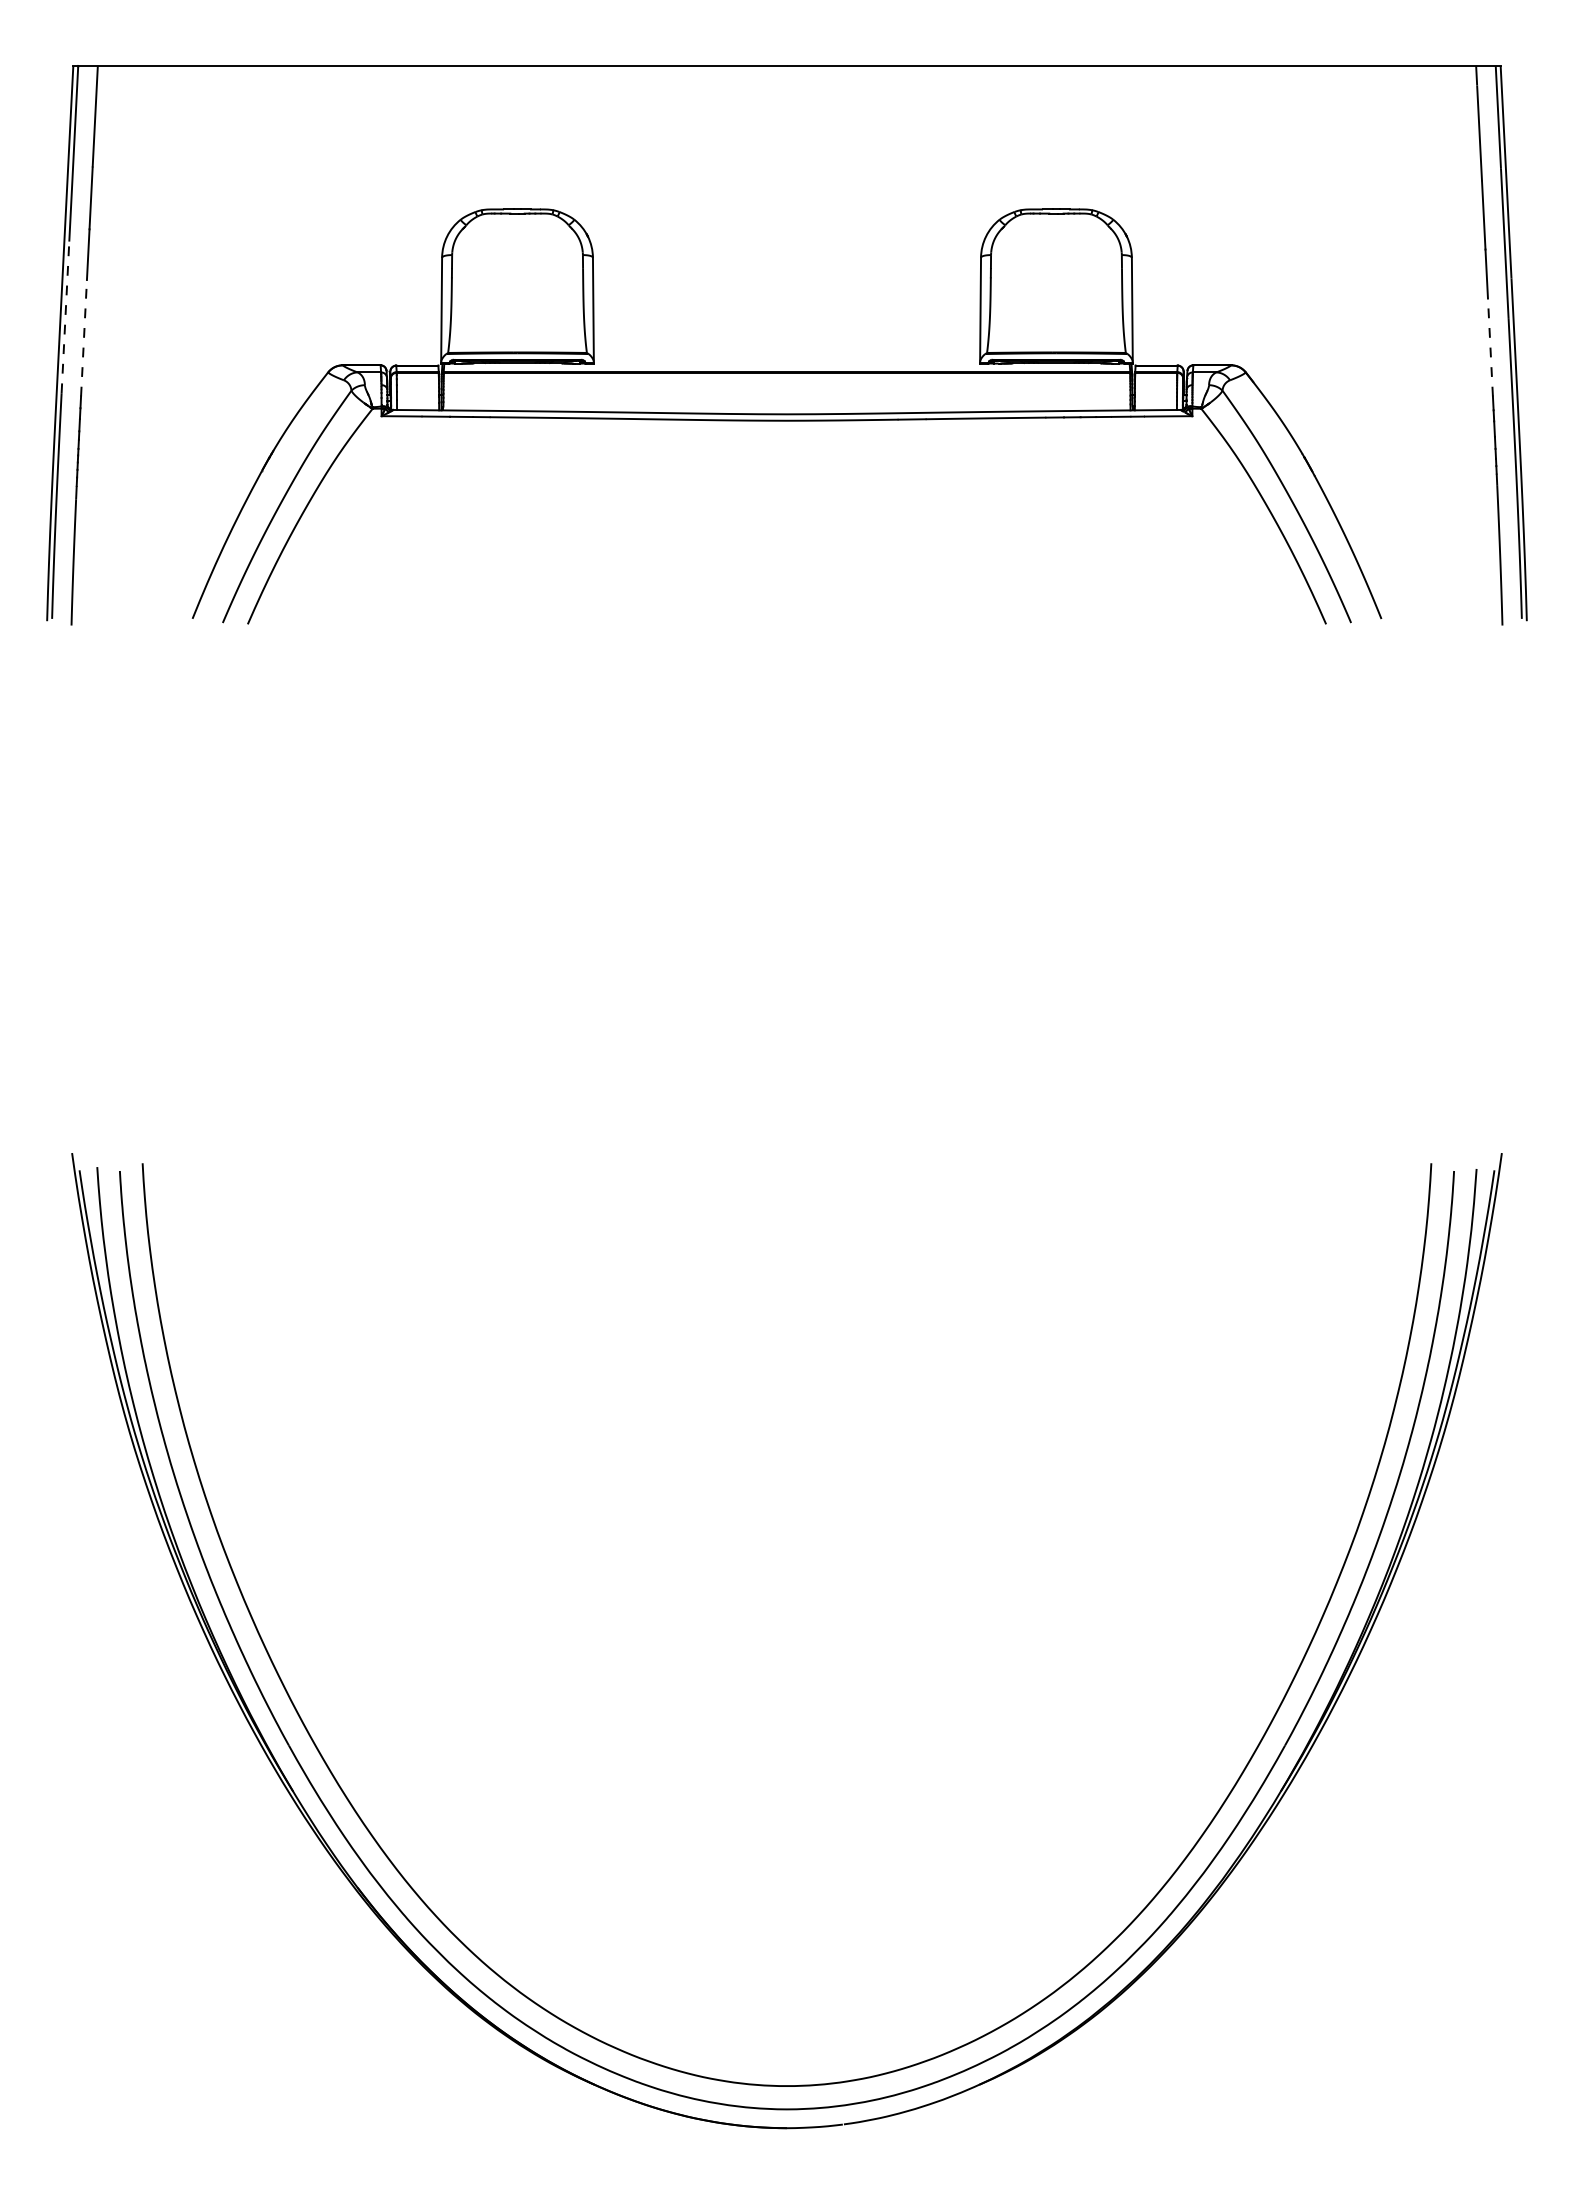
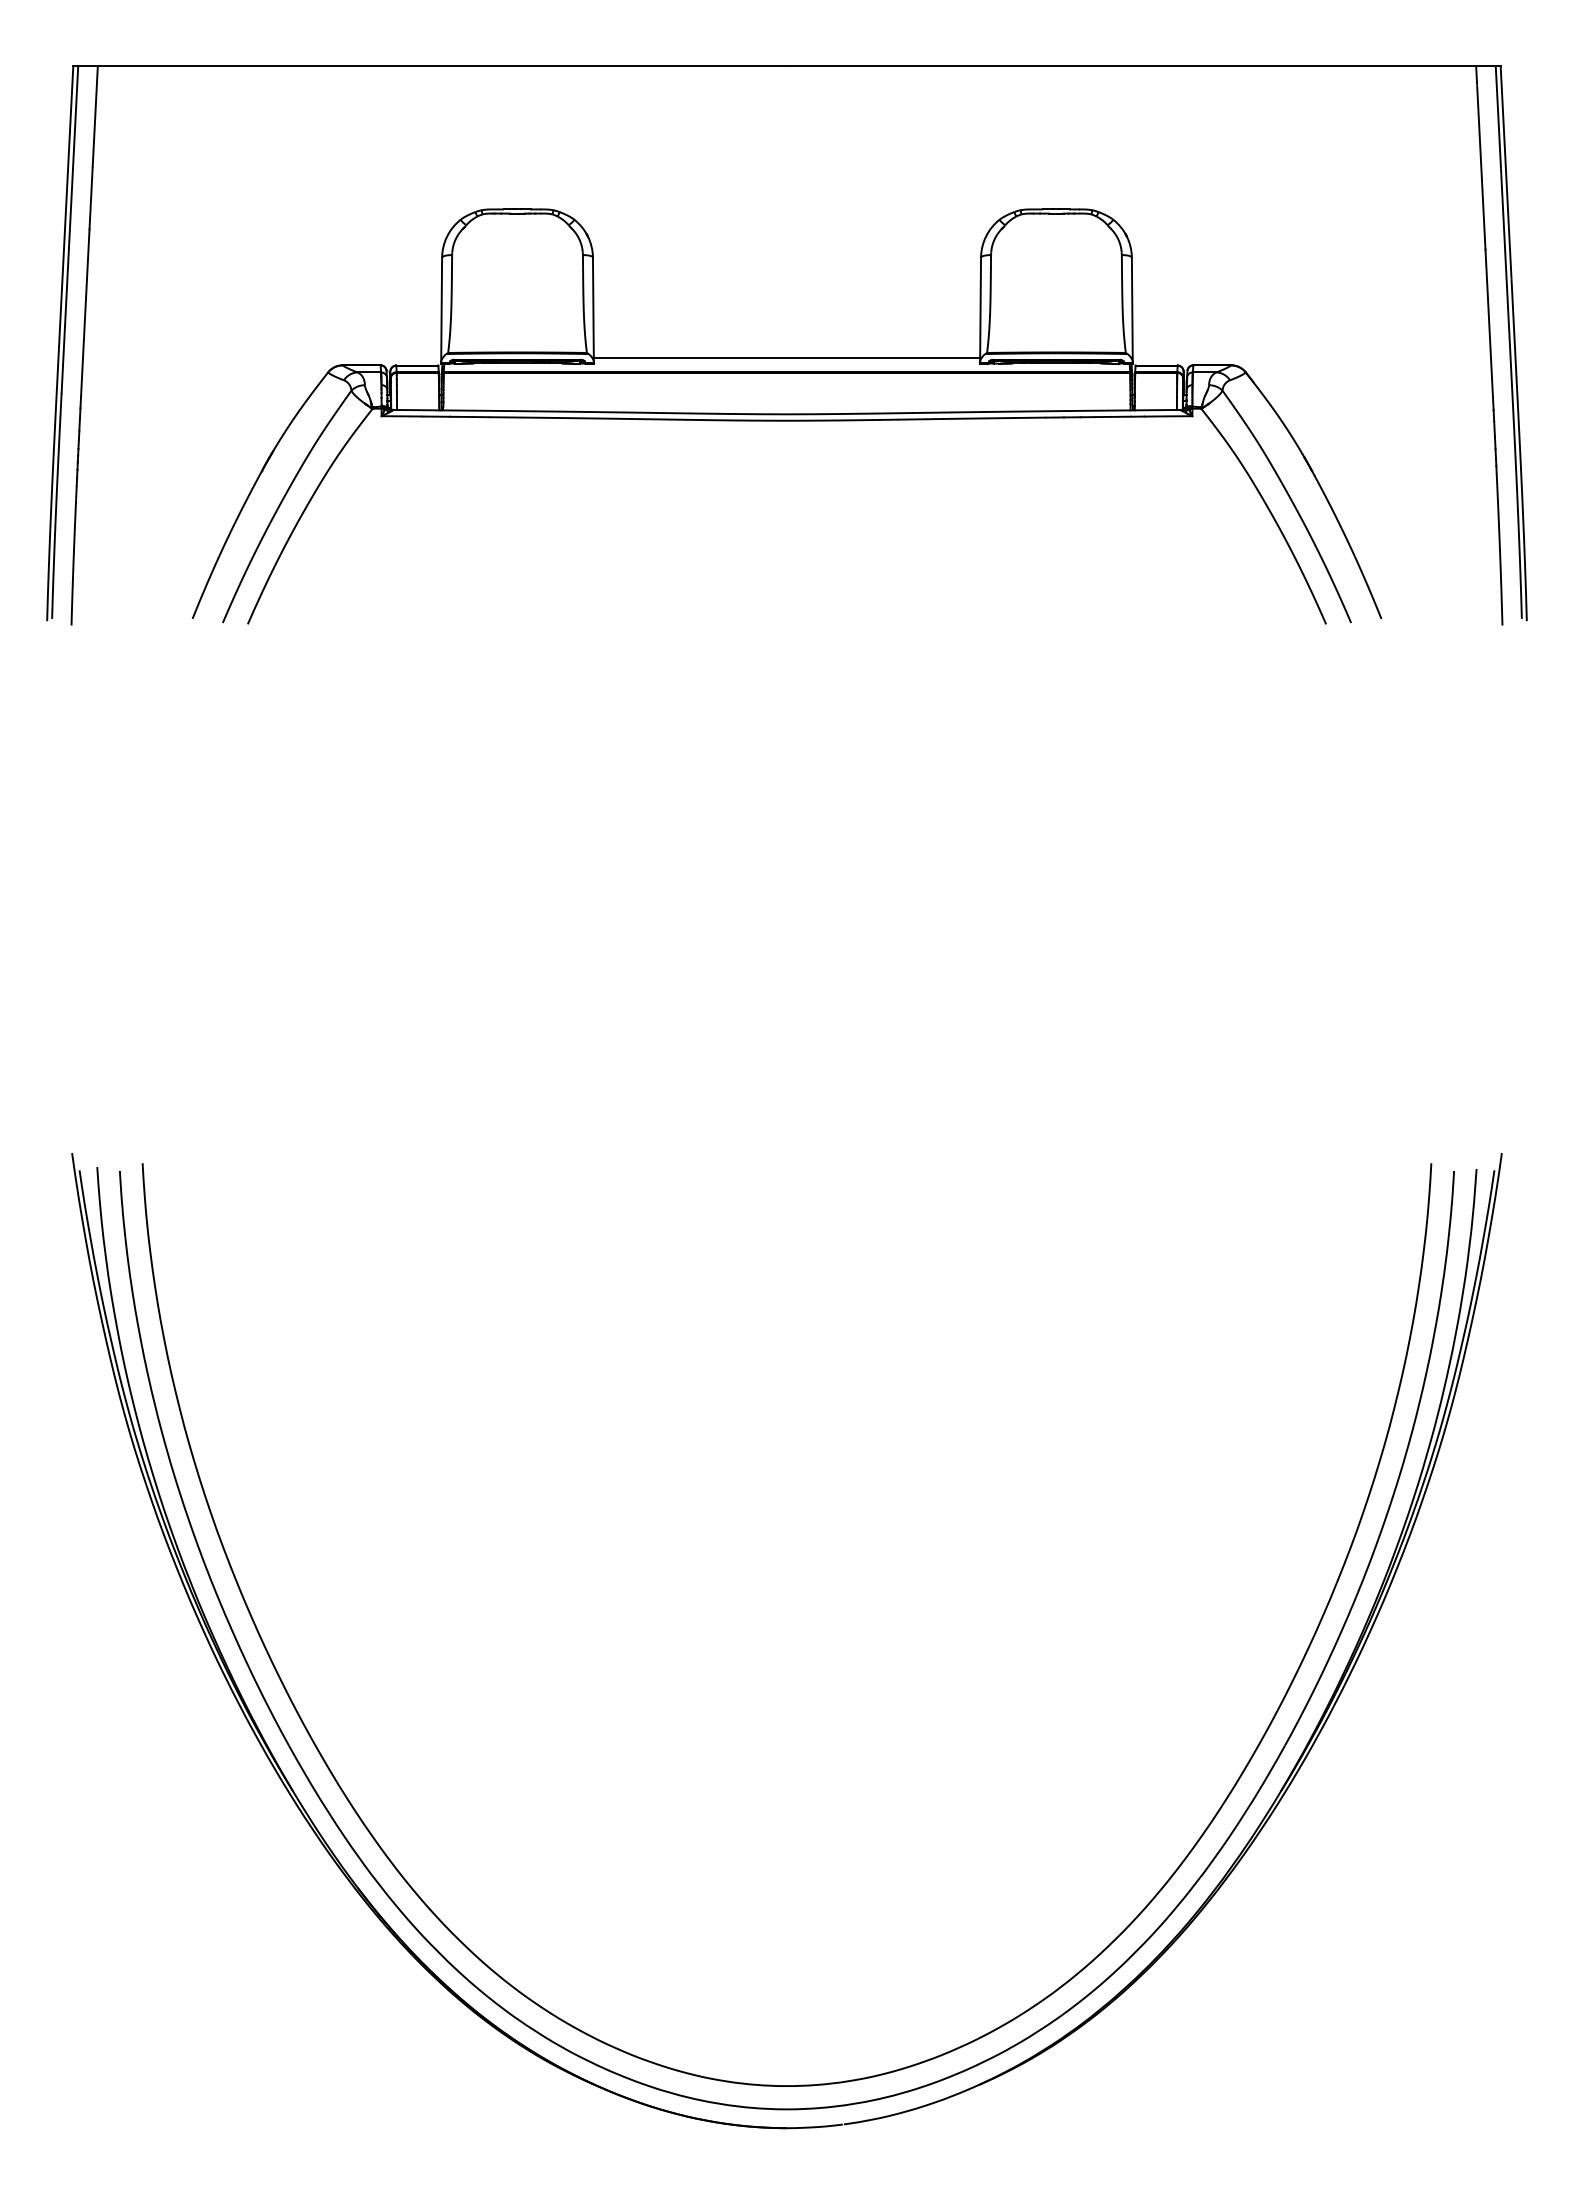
line: dashed -> solid (65, 317)
line: dashed -> solid (84, 338)
line: dashed -> solid (1490, 347)
line: none -> present (786, 358)
